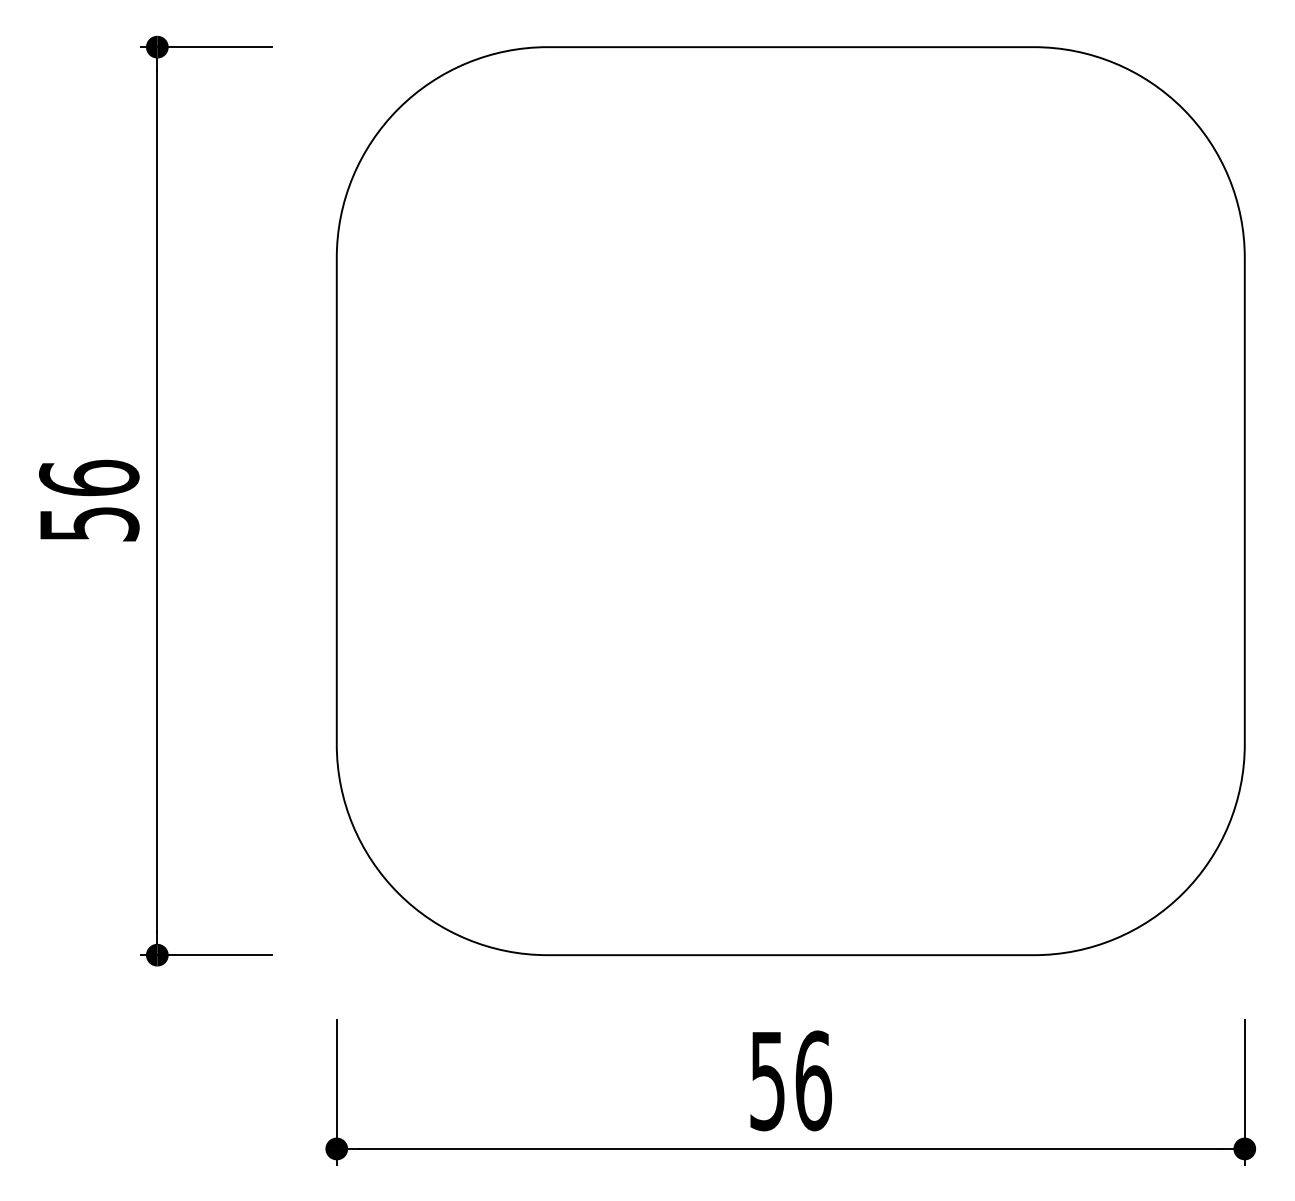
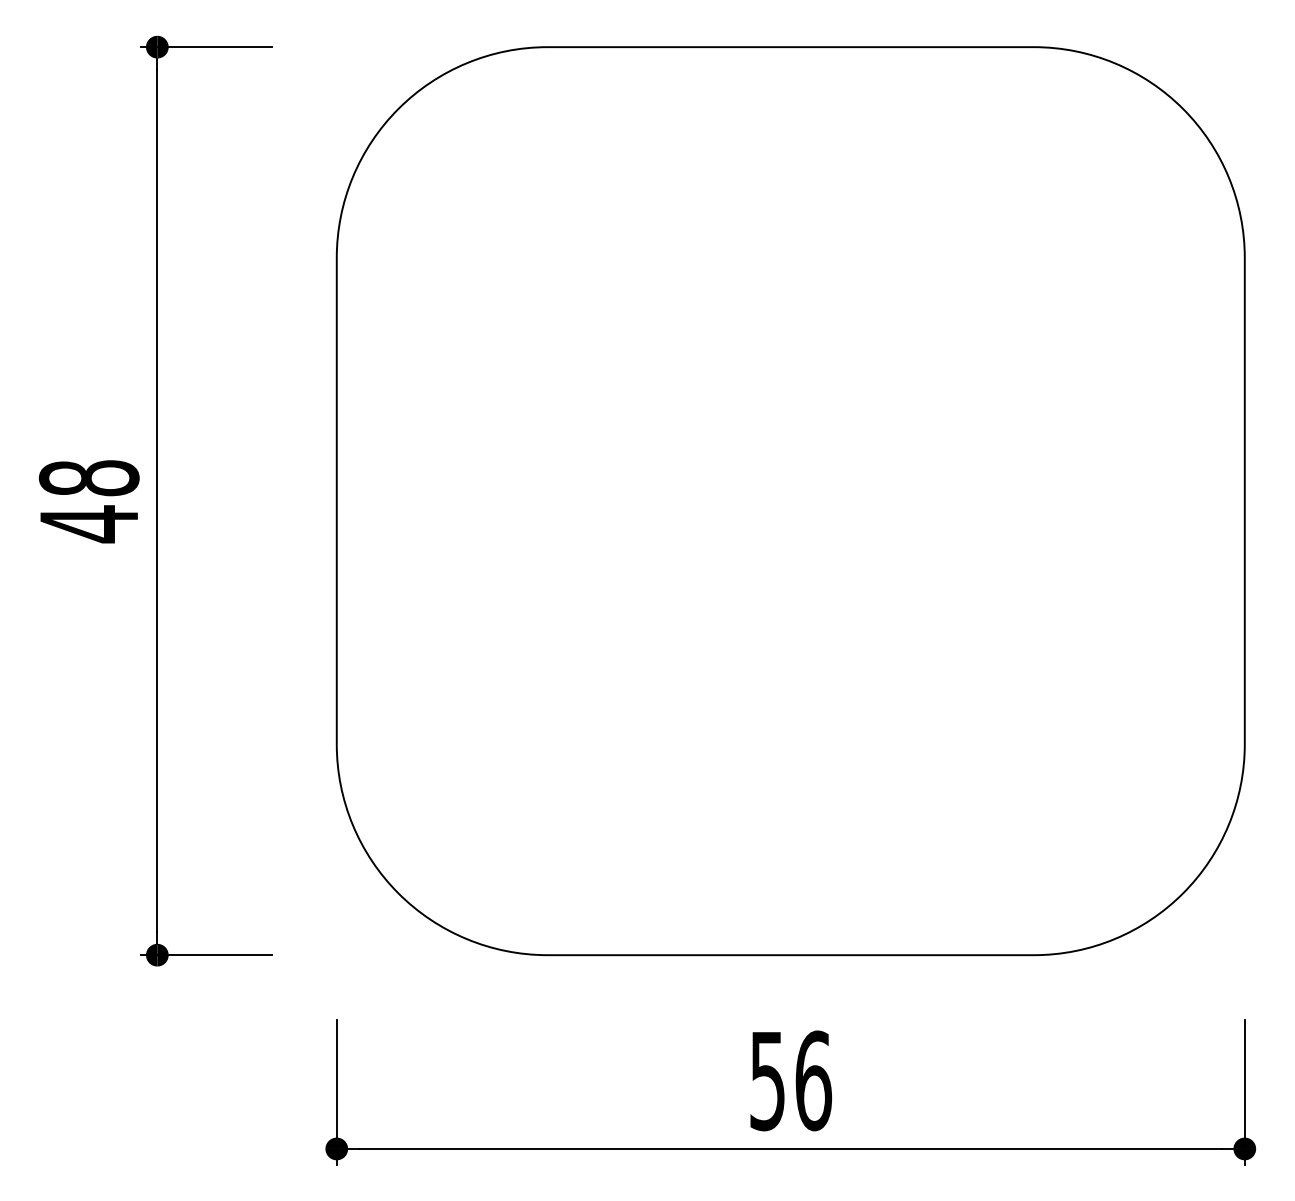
text: 56 -> 48 (88, 501)
